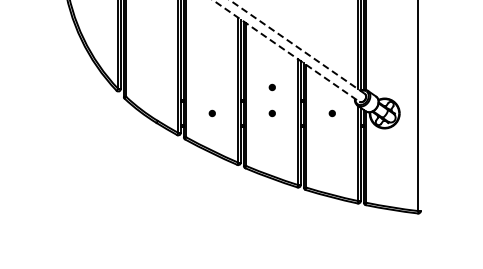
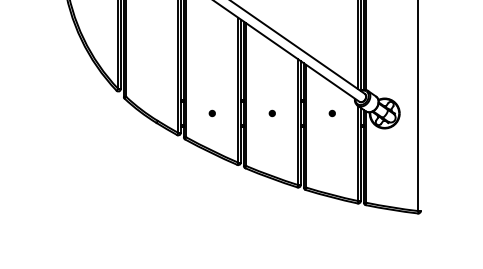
line: dashed -> solid (297, 47)
line: dashed -> solid (286, 51)
part: present -> none (271, 87)
